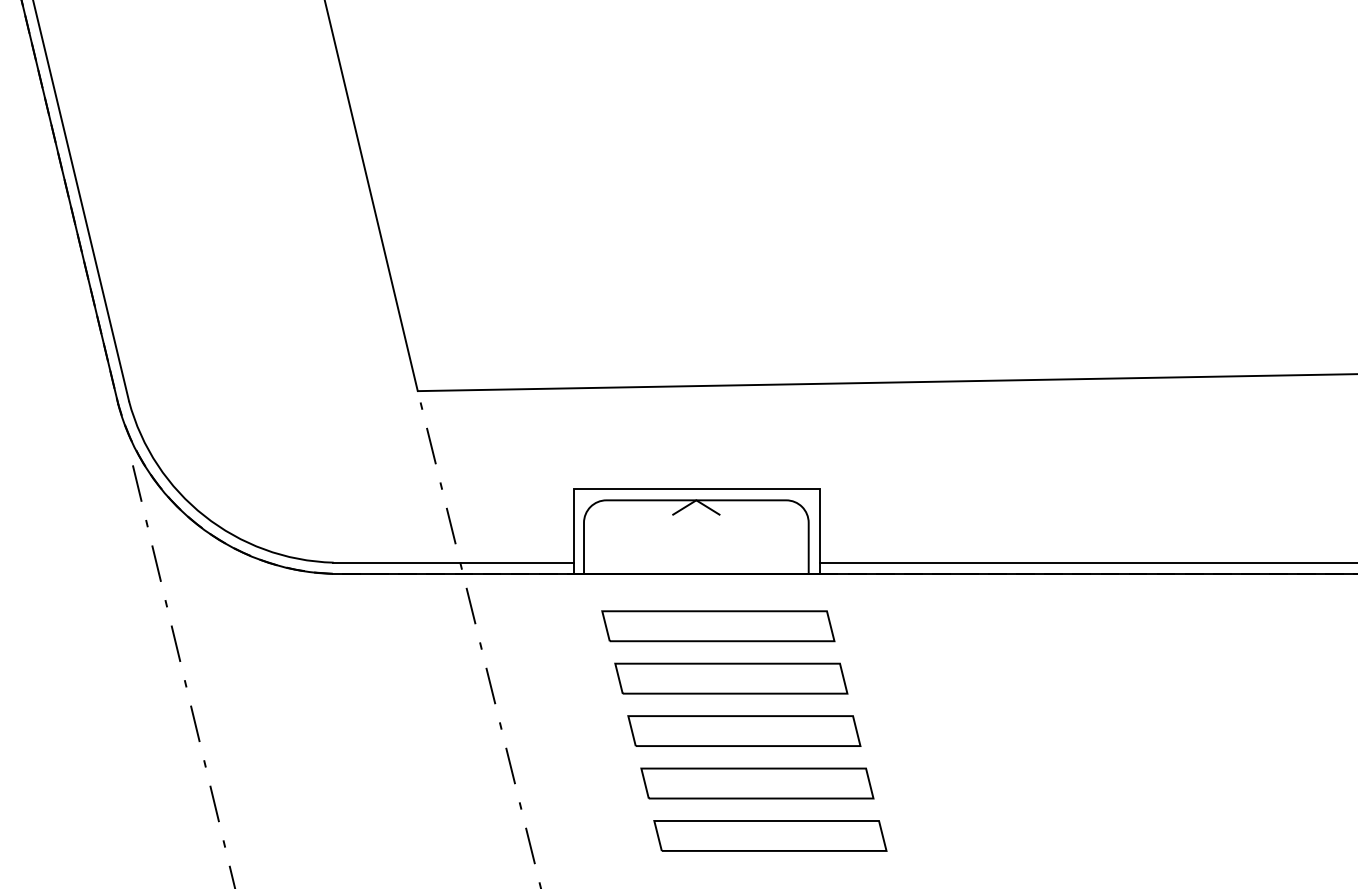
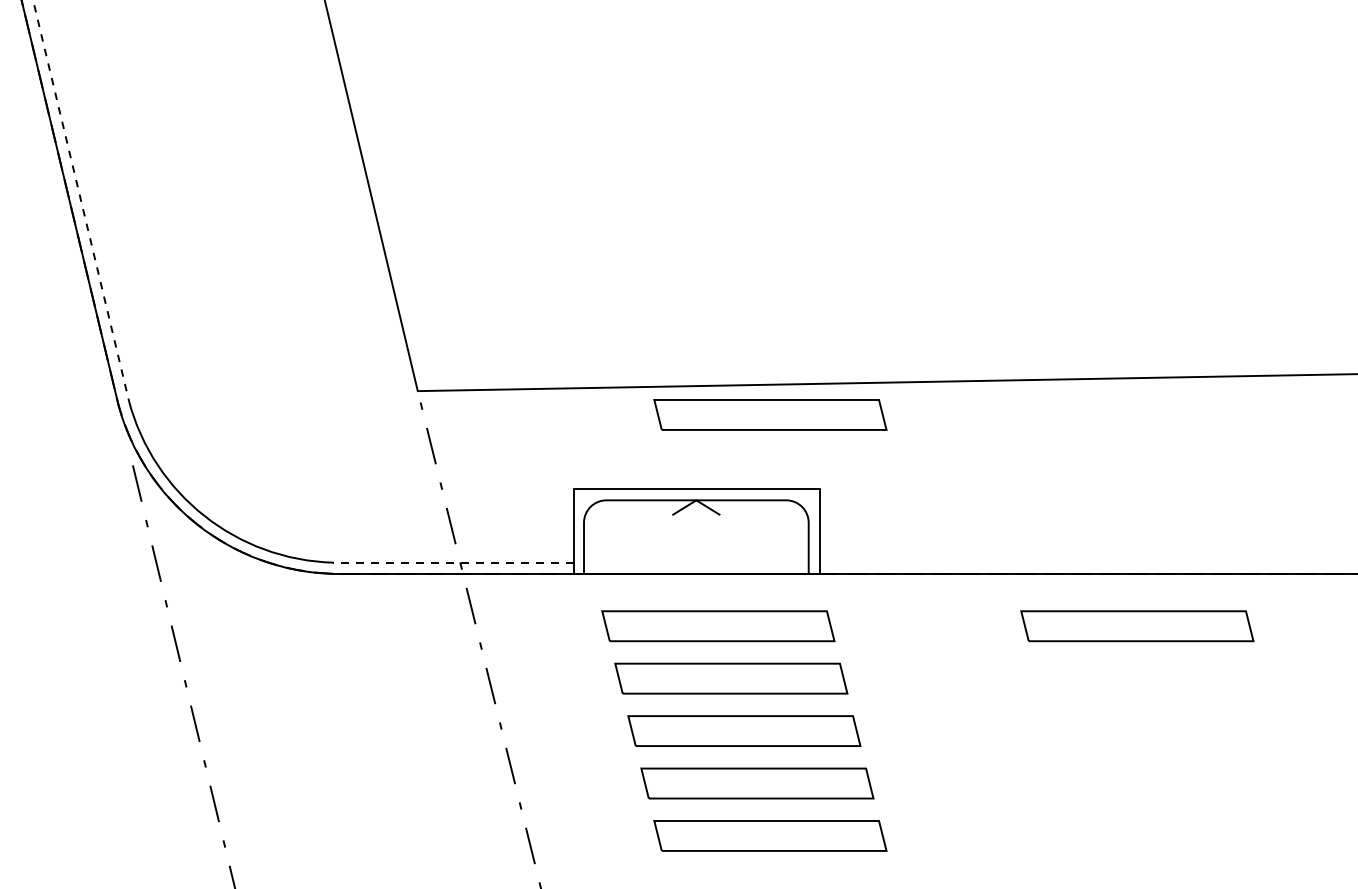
line: solid -> dashed (81, 200)
part: none -> present (770, 414)
line: solid -> dashed (452, 562)
line: present -> none (1086, 562)
part: none -> present (1137, 626)
